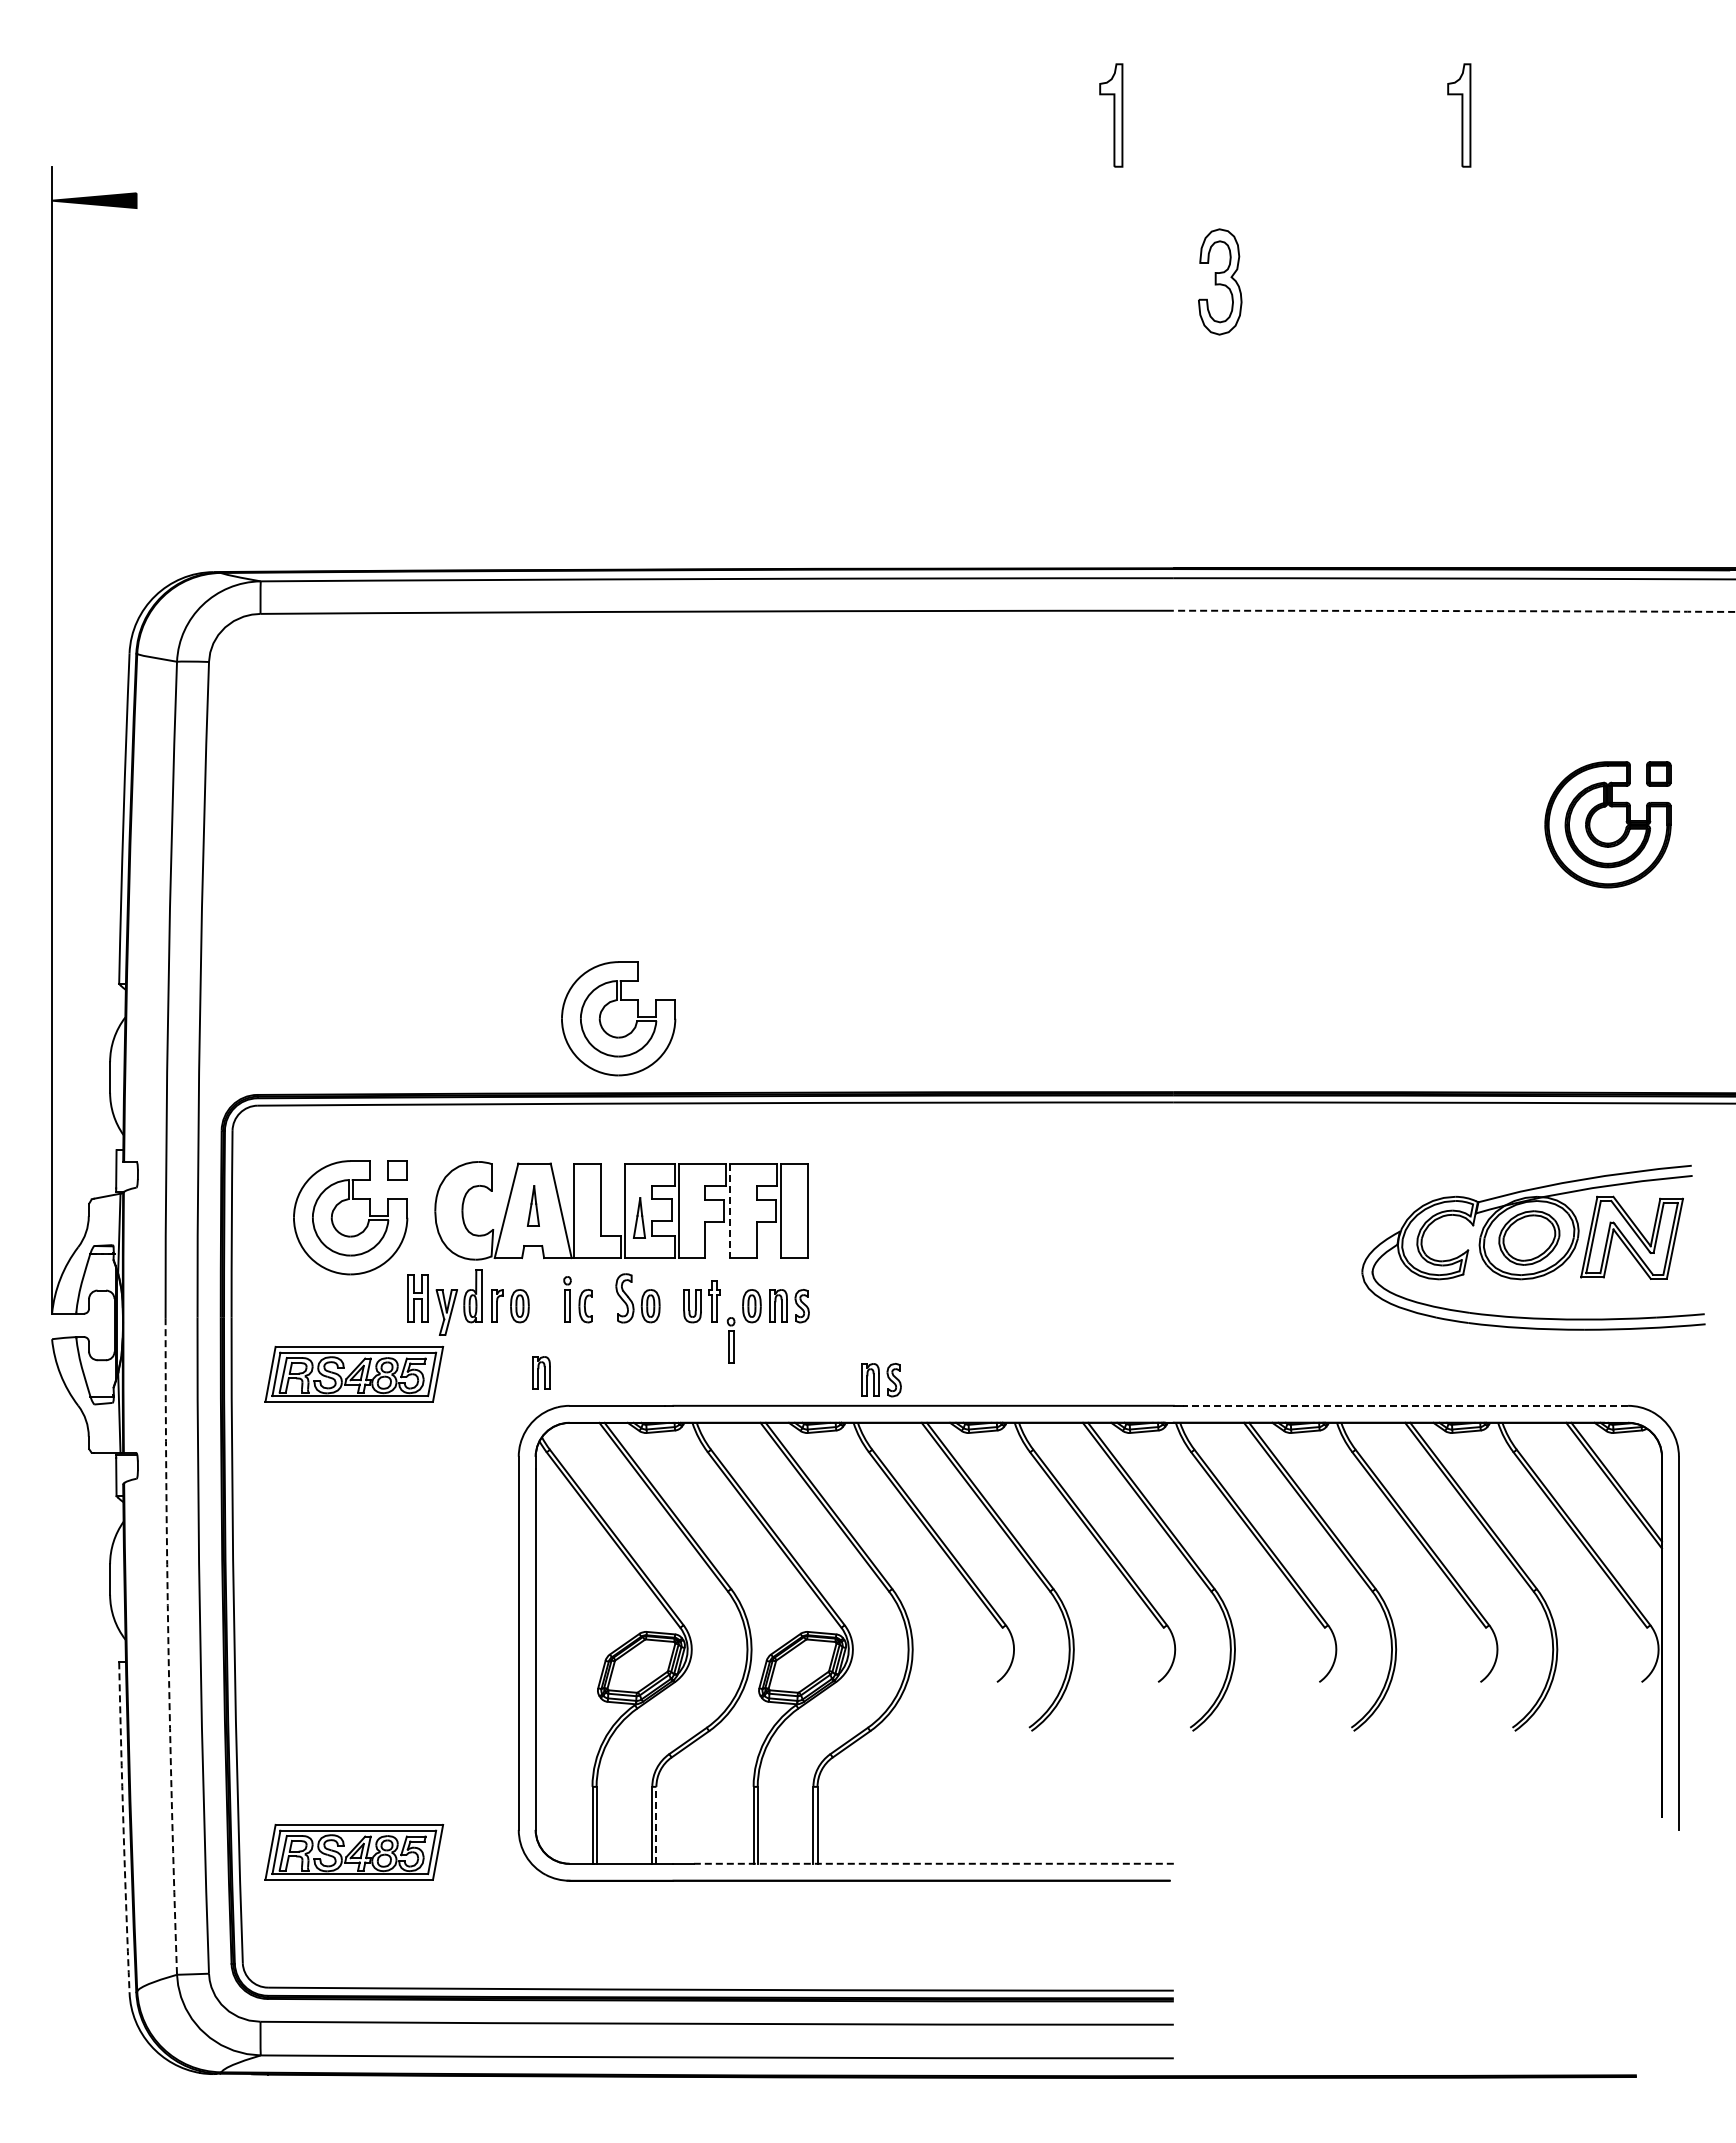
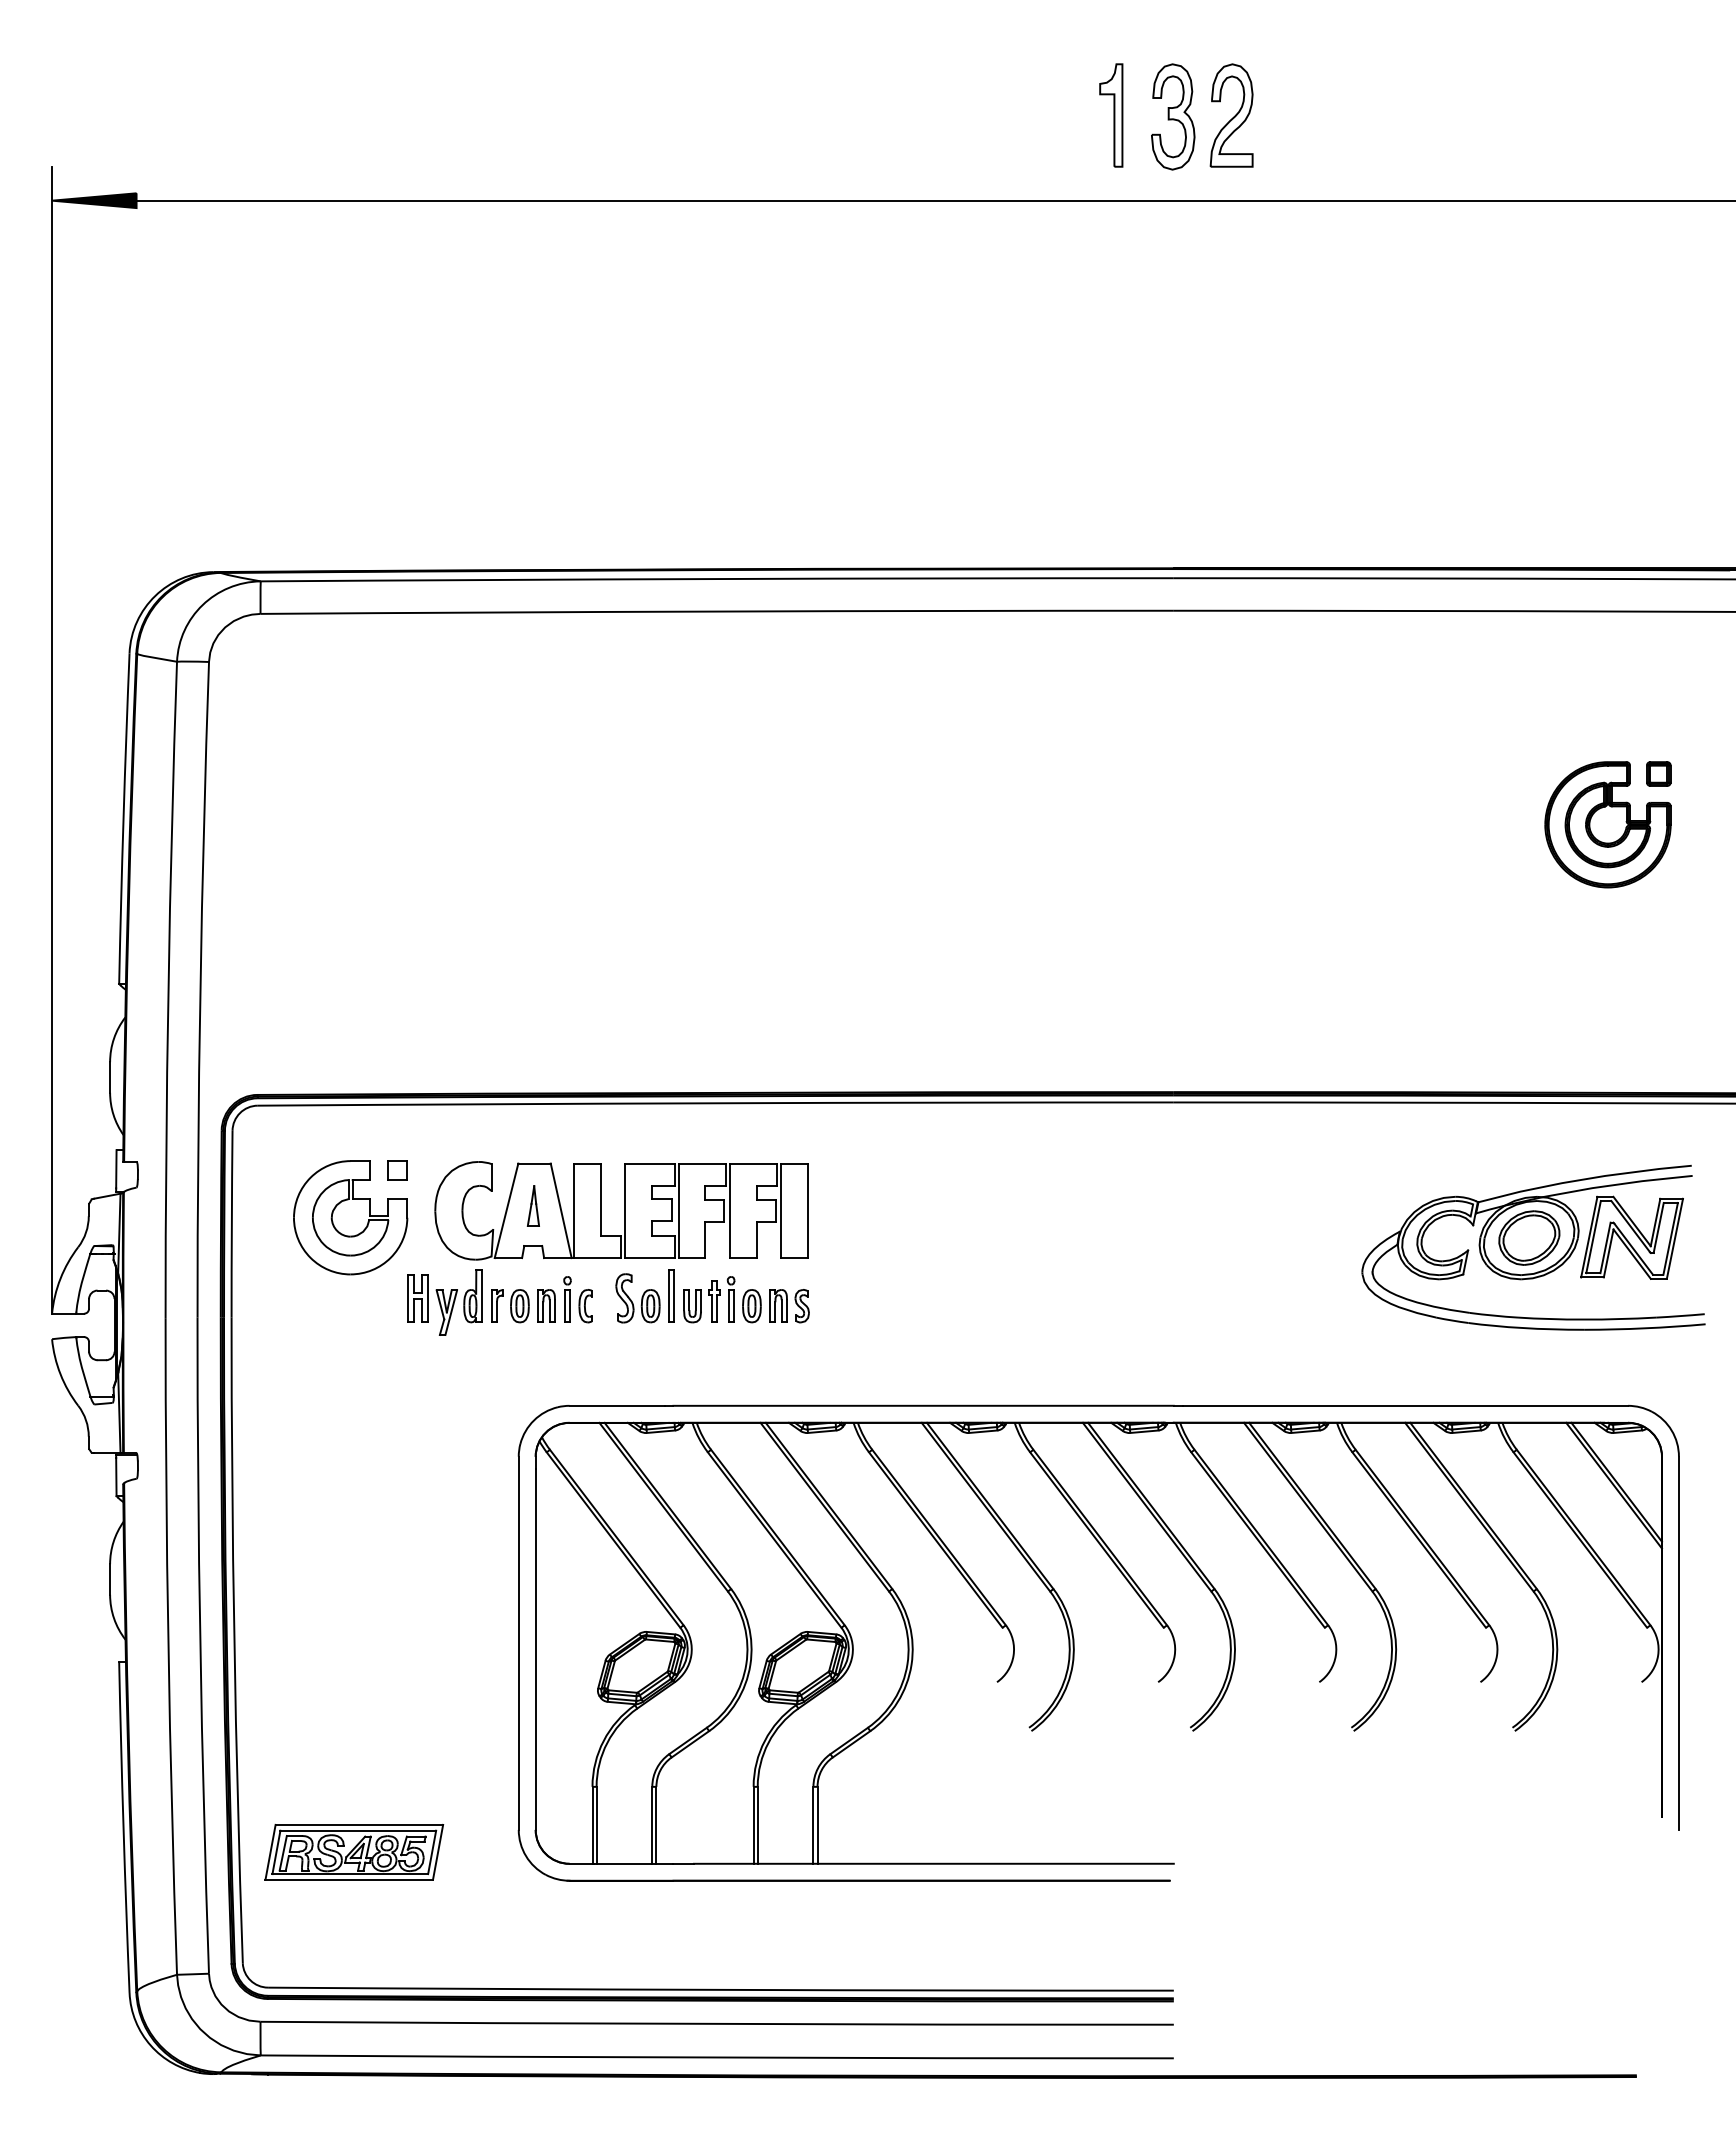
part: none -> present (1231, 115)
part: present -> none (1459, 115)
line: none -> present (934, 200)
part position: (1220, 281) -> (1173, 116) (1173, 116)
arc: dashed -> solid (1453, 611)
part: present -> none (618, 1018)
line: dashed -> solid (730, 1211)
part: present -> none (638, 1217)
part: none -> present (671, 1295)
part position: (730, 1340) -> (730, 1299) (730, 1299)
part position: (541, 1372) -> (546, 1305) (546, 1305)
part: present -> none (354, 1374)
part: present -> none (881, 1380)
line: dashed -> solid (1405, 1405)
arc: dashed -> solid (168, 1646)
line: dashed -> solid (656, 1824)
arc: dashed -> solid (123, 1827)
line: dashed -> solid (933, 1863)
